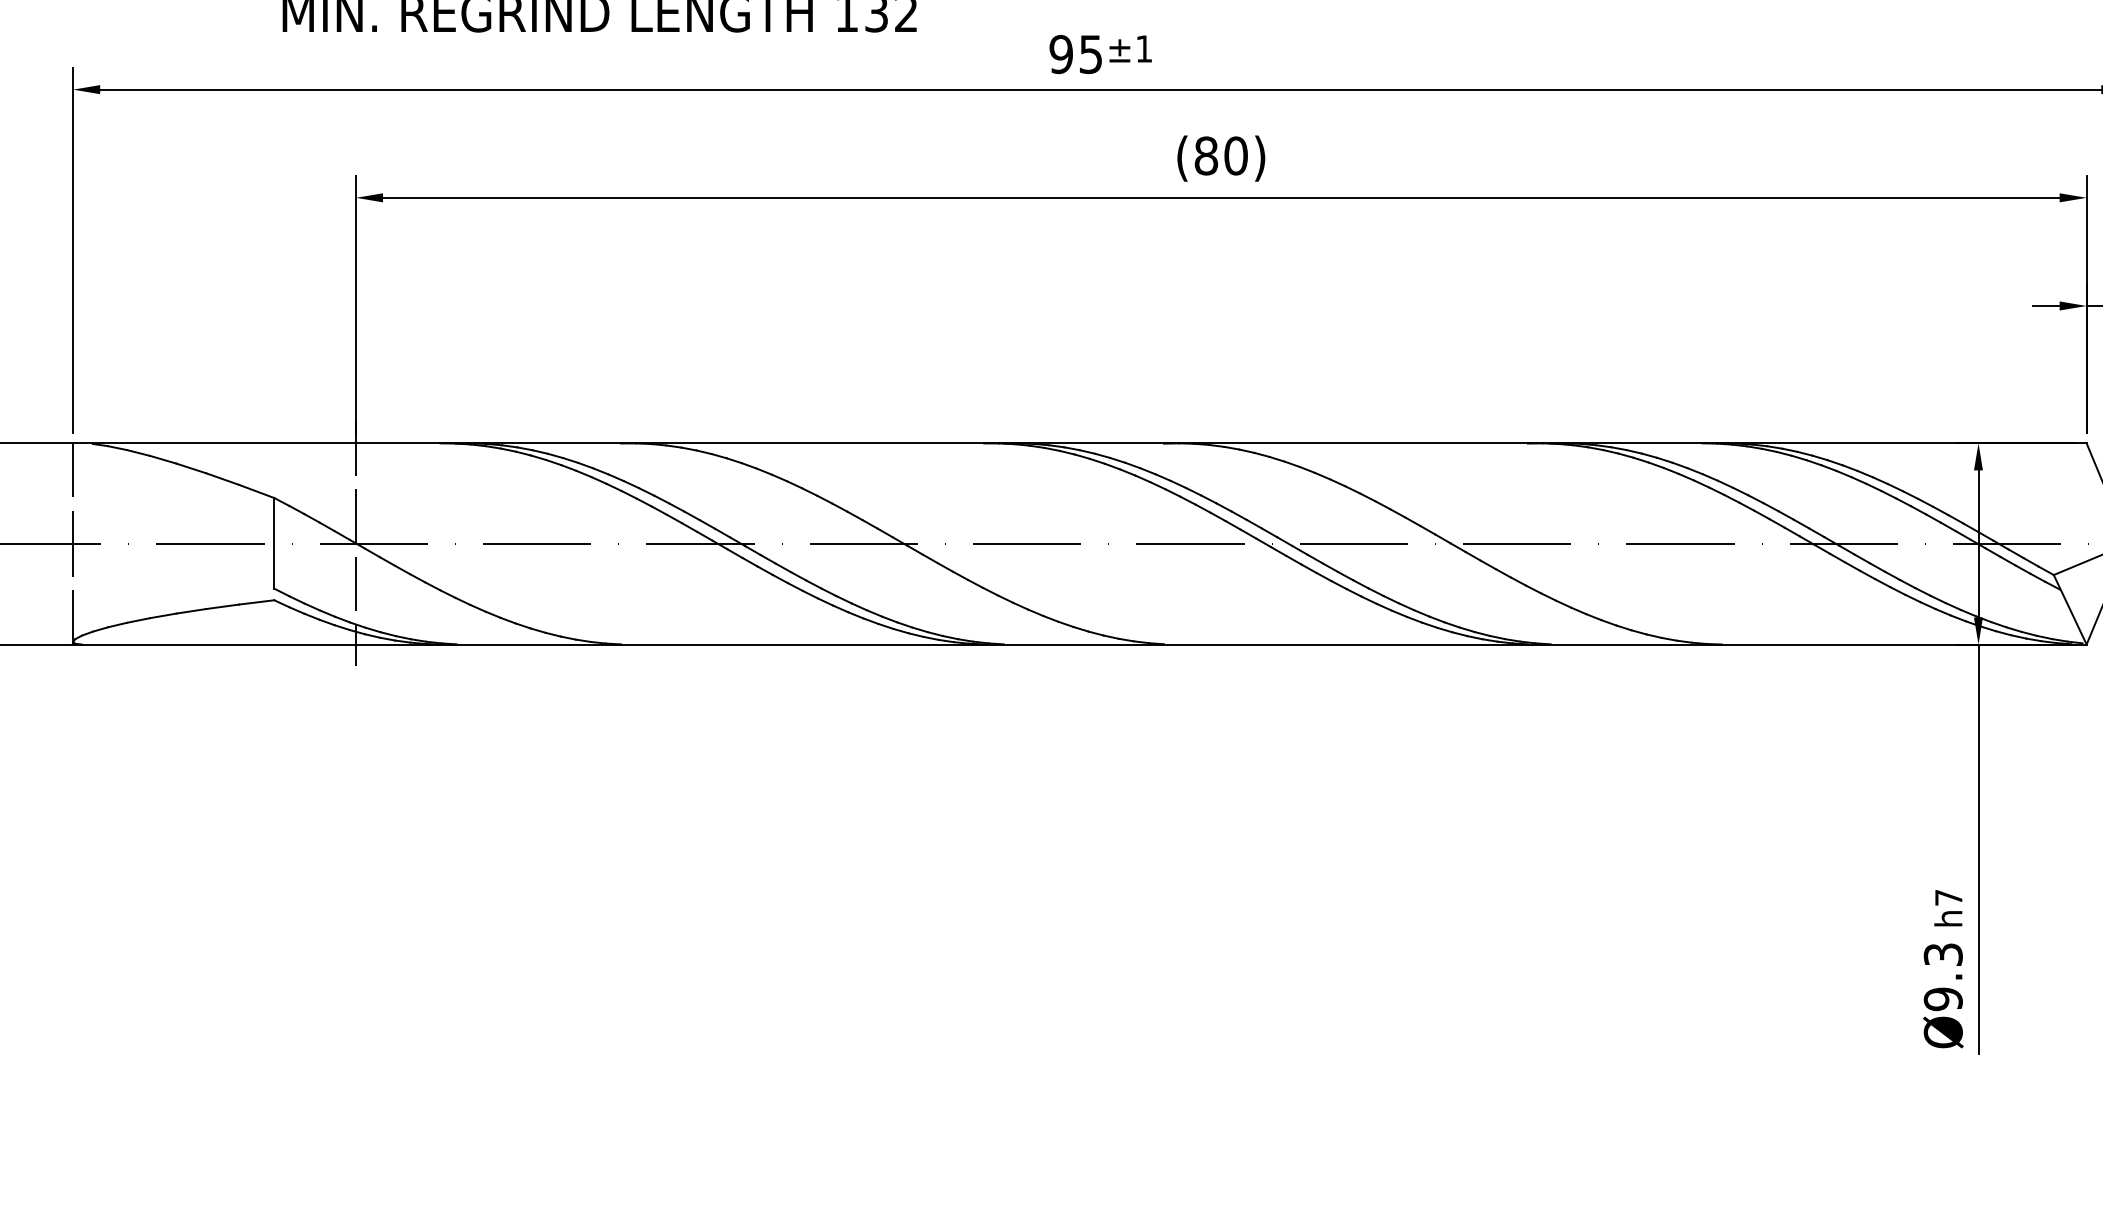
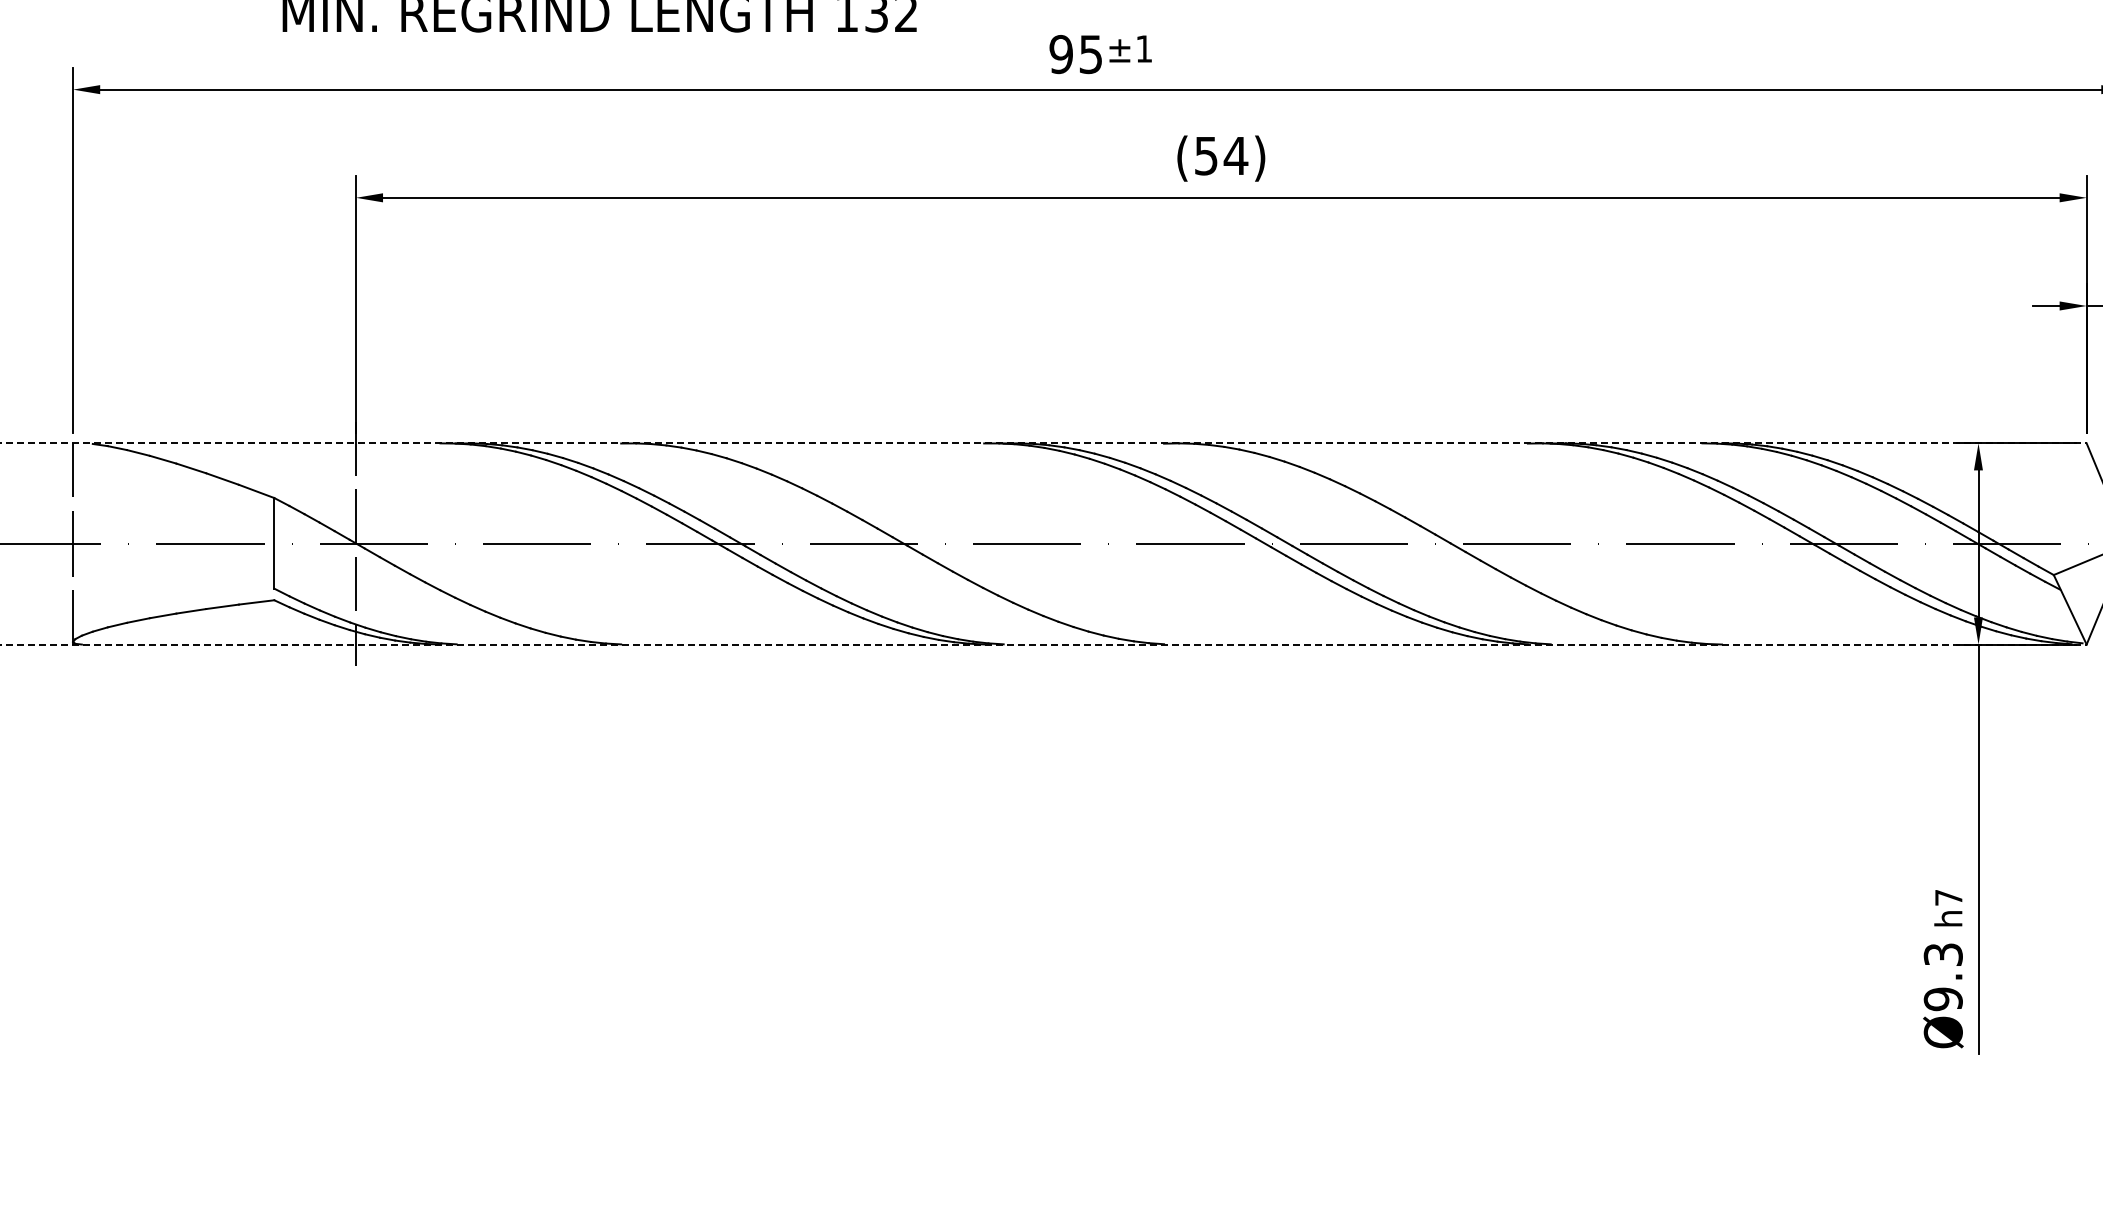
text: (80) -> (54) (1221, 155)
line: solid -> dashed (1043, 443)
line: solid -> dashed (1043, 644)
